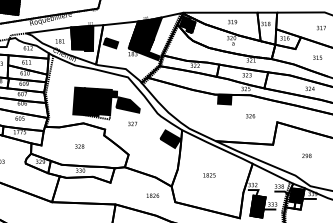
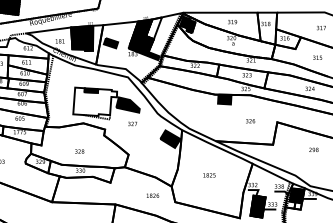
fill: present -> none (154, 28)
fill: present -> none (95, 101)
text position: (250, 116) -> (250, 121) (250, 121)
text position: (79, 146) -> (79, 151) (79, 151)
text position: (306, 155) -> (313, 149) (313, 149)
